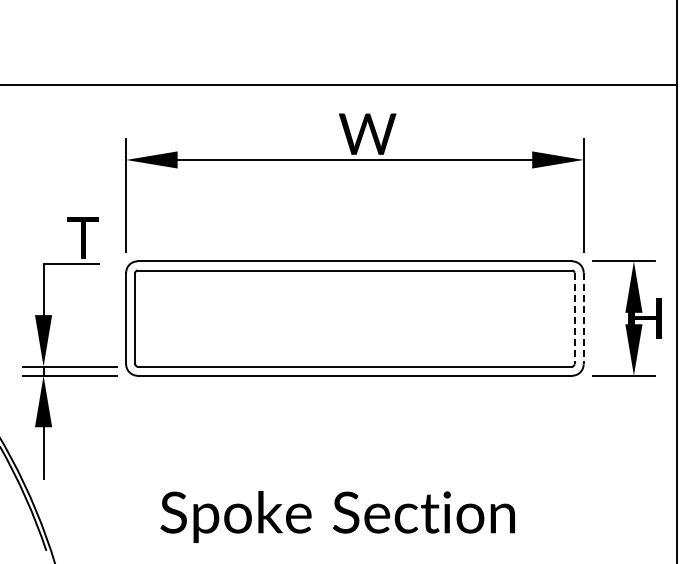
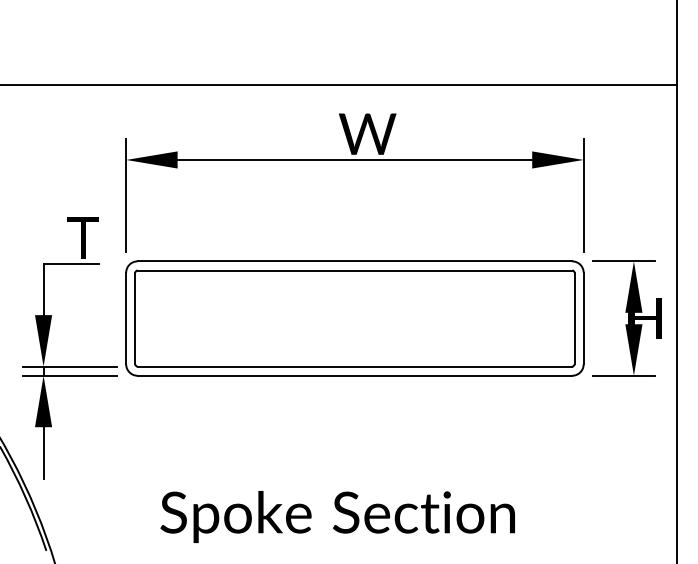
line: dashed -> solid (574, 318)
line: dashed -> solid (583, 318)
